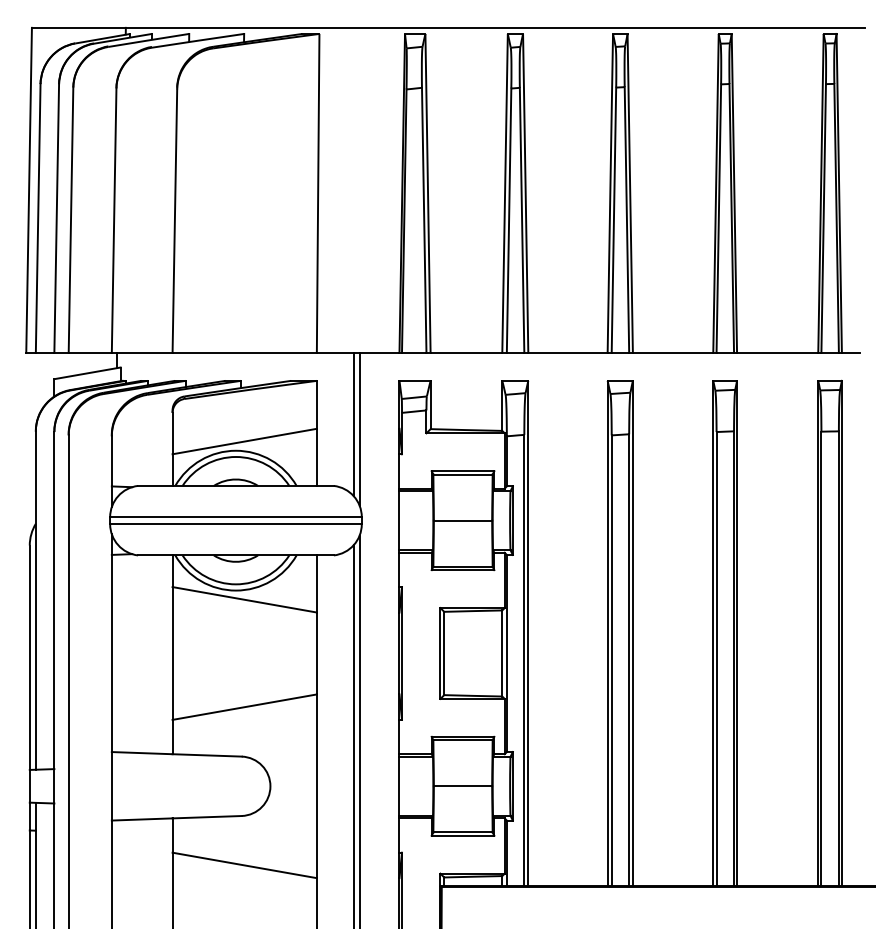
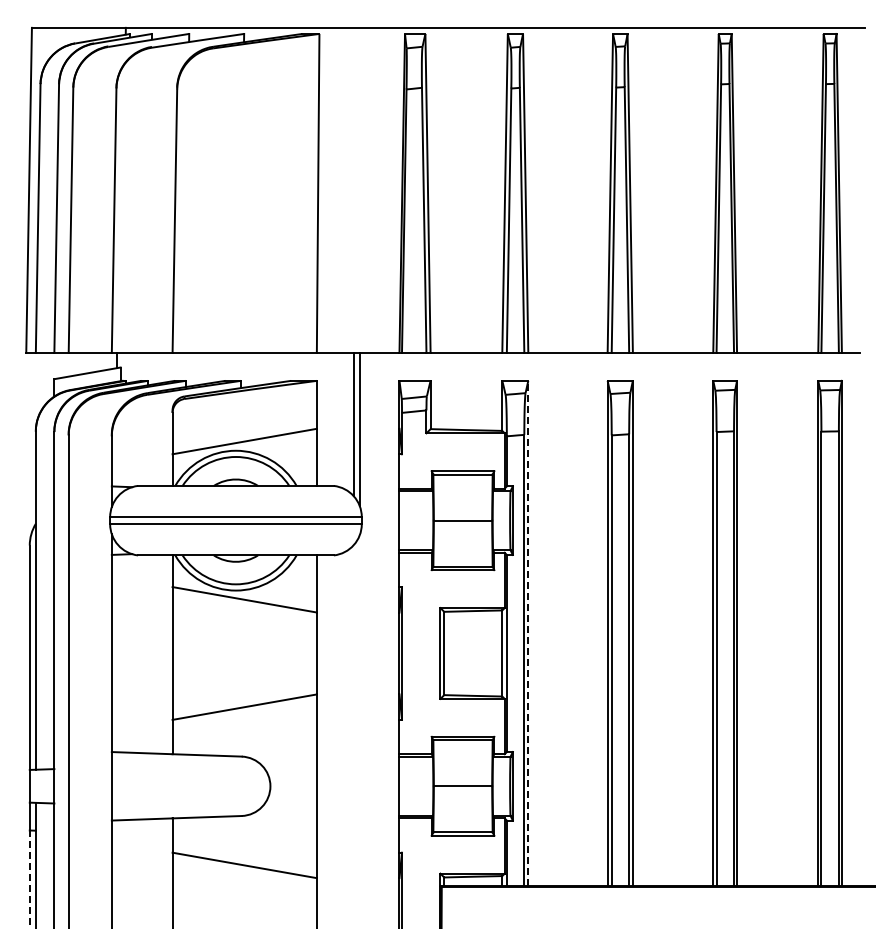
line: solid -> dashed (528, 633)
line: present -> none (359, 730)
line: present -> none (353, 735)
line: solid -> dashed (29, 879)
